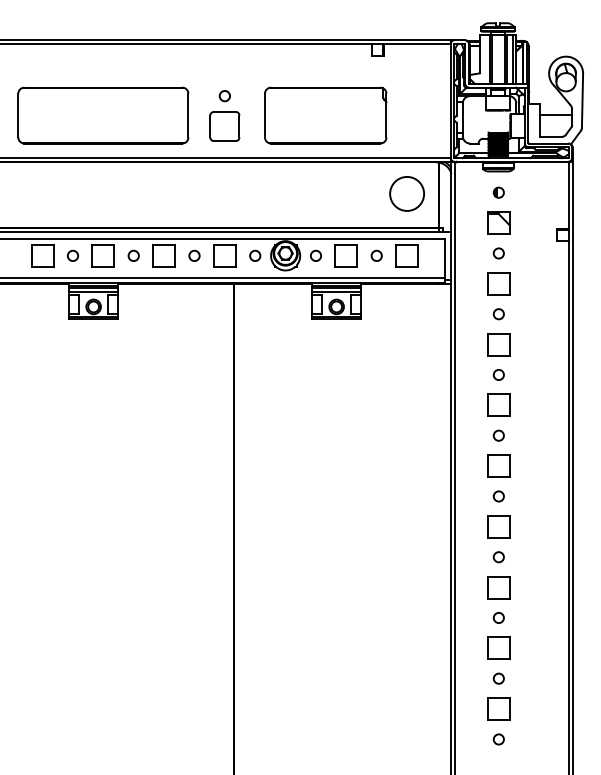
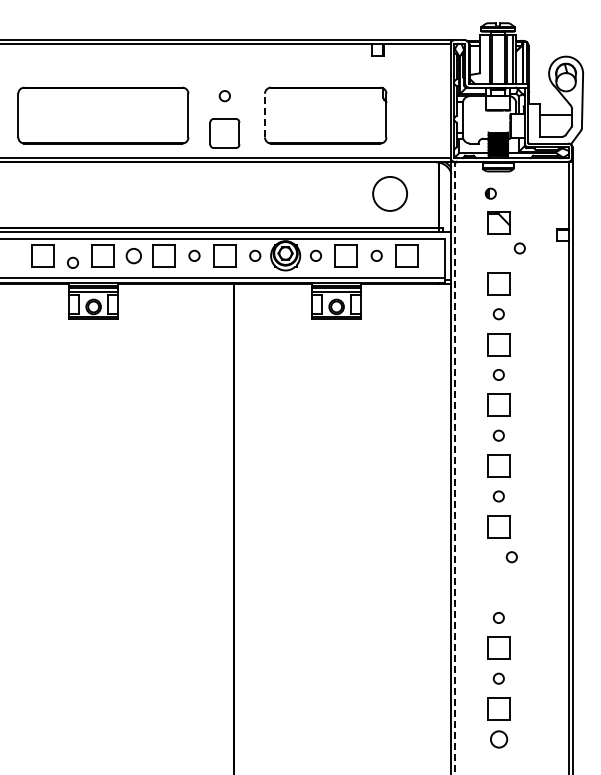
line: solid -> dashed (264, 115)
part position: (224, 126) -> (224, 133) (224, 133)
part position: (498, 192) -> (490, 193) (490, 193)
circle position: (406, 193) -> (389, 193) (389, 193)
circle position: (498, 253) -> (519, 248) (519, 248)
circle position: (72, 255) -> (72, 262) (72, 262)
circle size: 13x13 px -> 17x17 px (133, 256)
line: solid -> dashed (455, 468)
circle position: (498, 557) -> (511, 557) (511, 557)
part: present -> none (498, 587)
circle size: 13x13 px -> 19x19 px (499, 739)
